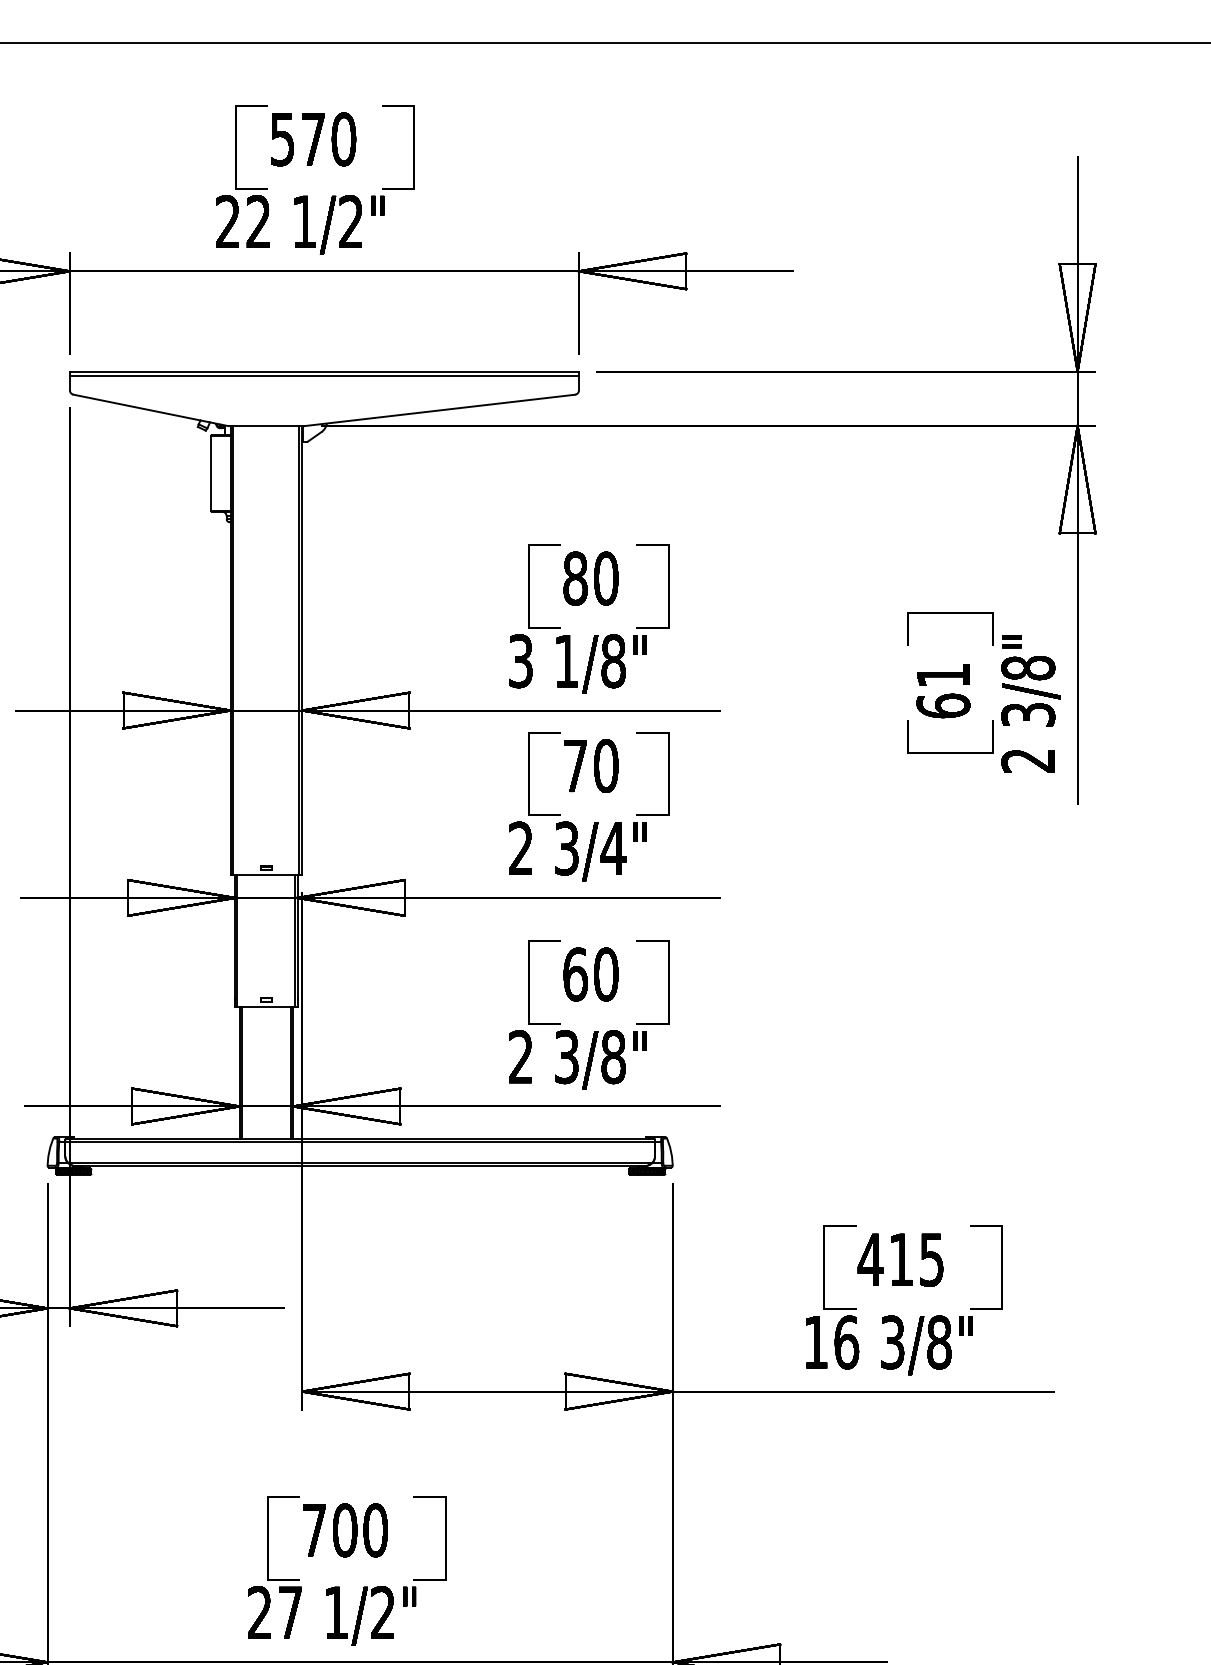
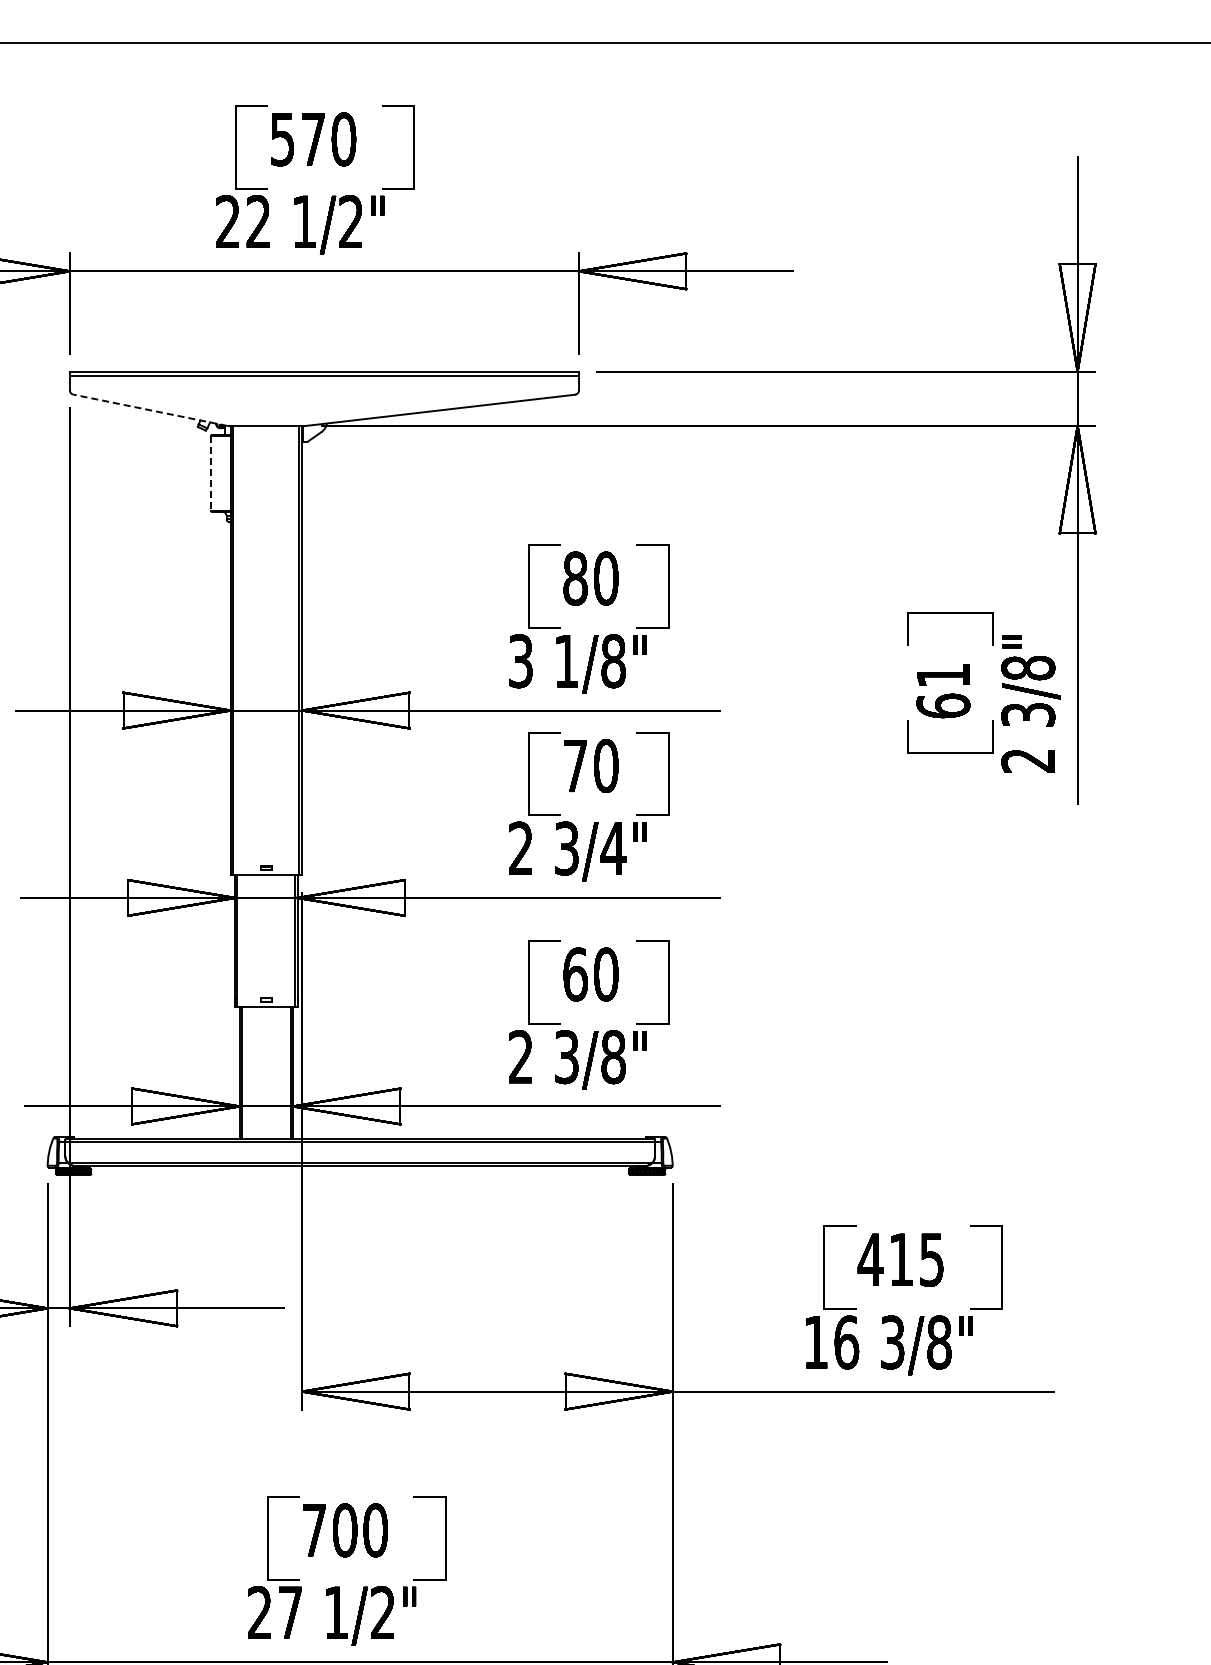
line: solid -> dashed (150, 410)
line: solid -> dashed (211, 473)
